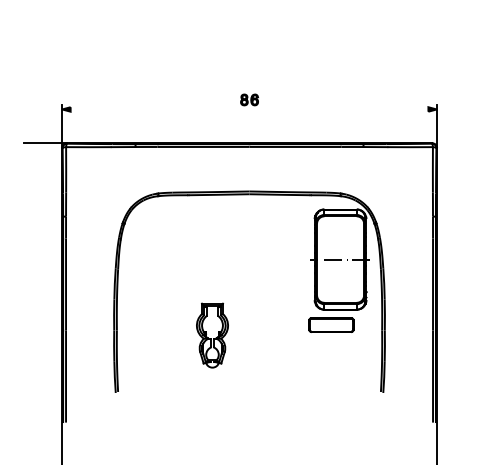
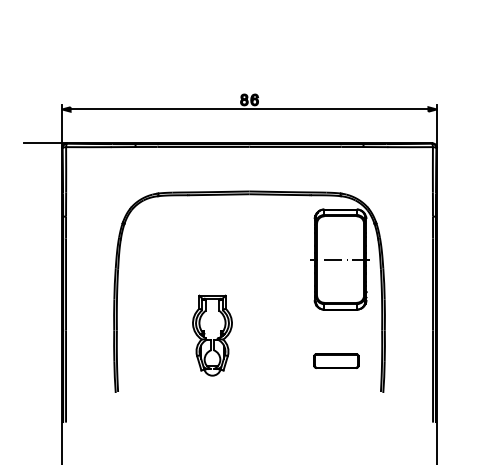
line: none -> present (249, 109)
part position: (331, 324) -> (336, 360) (336, 360)
part size: 33x67 px -> 41x83 px (212, 335)
